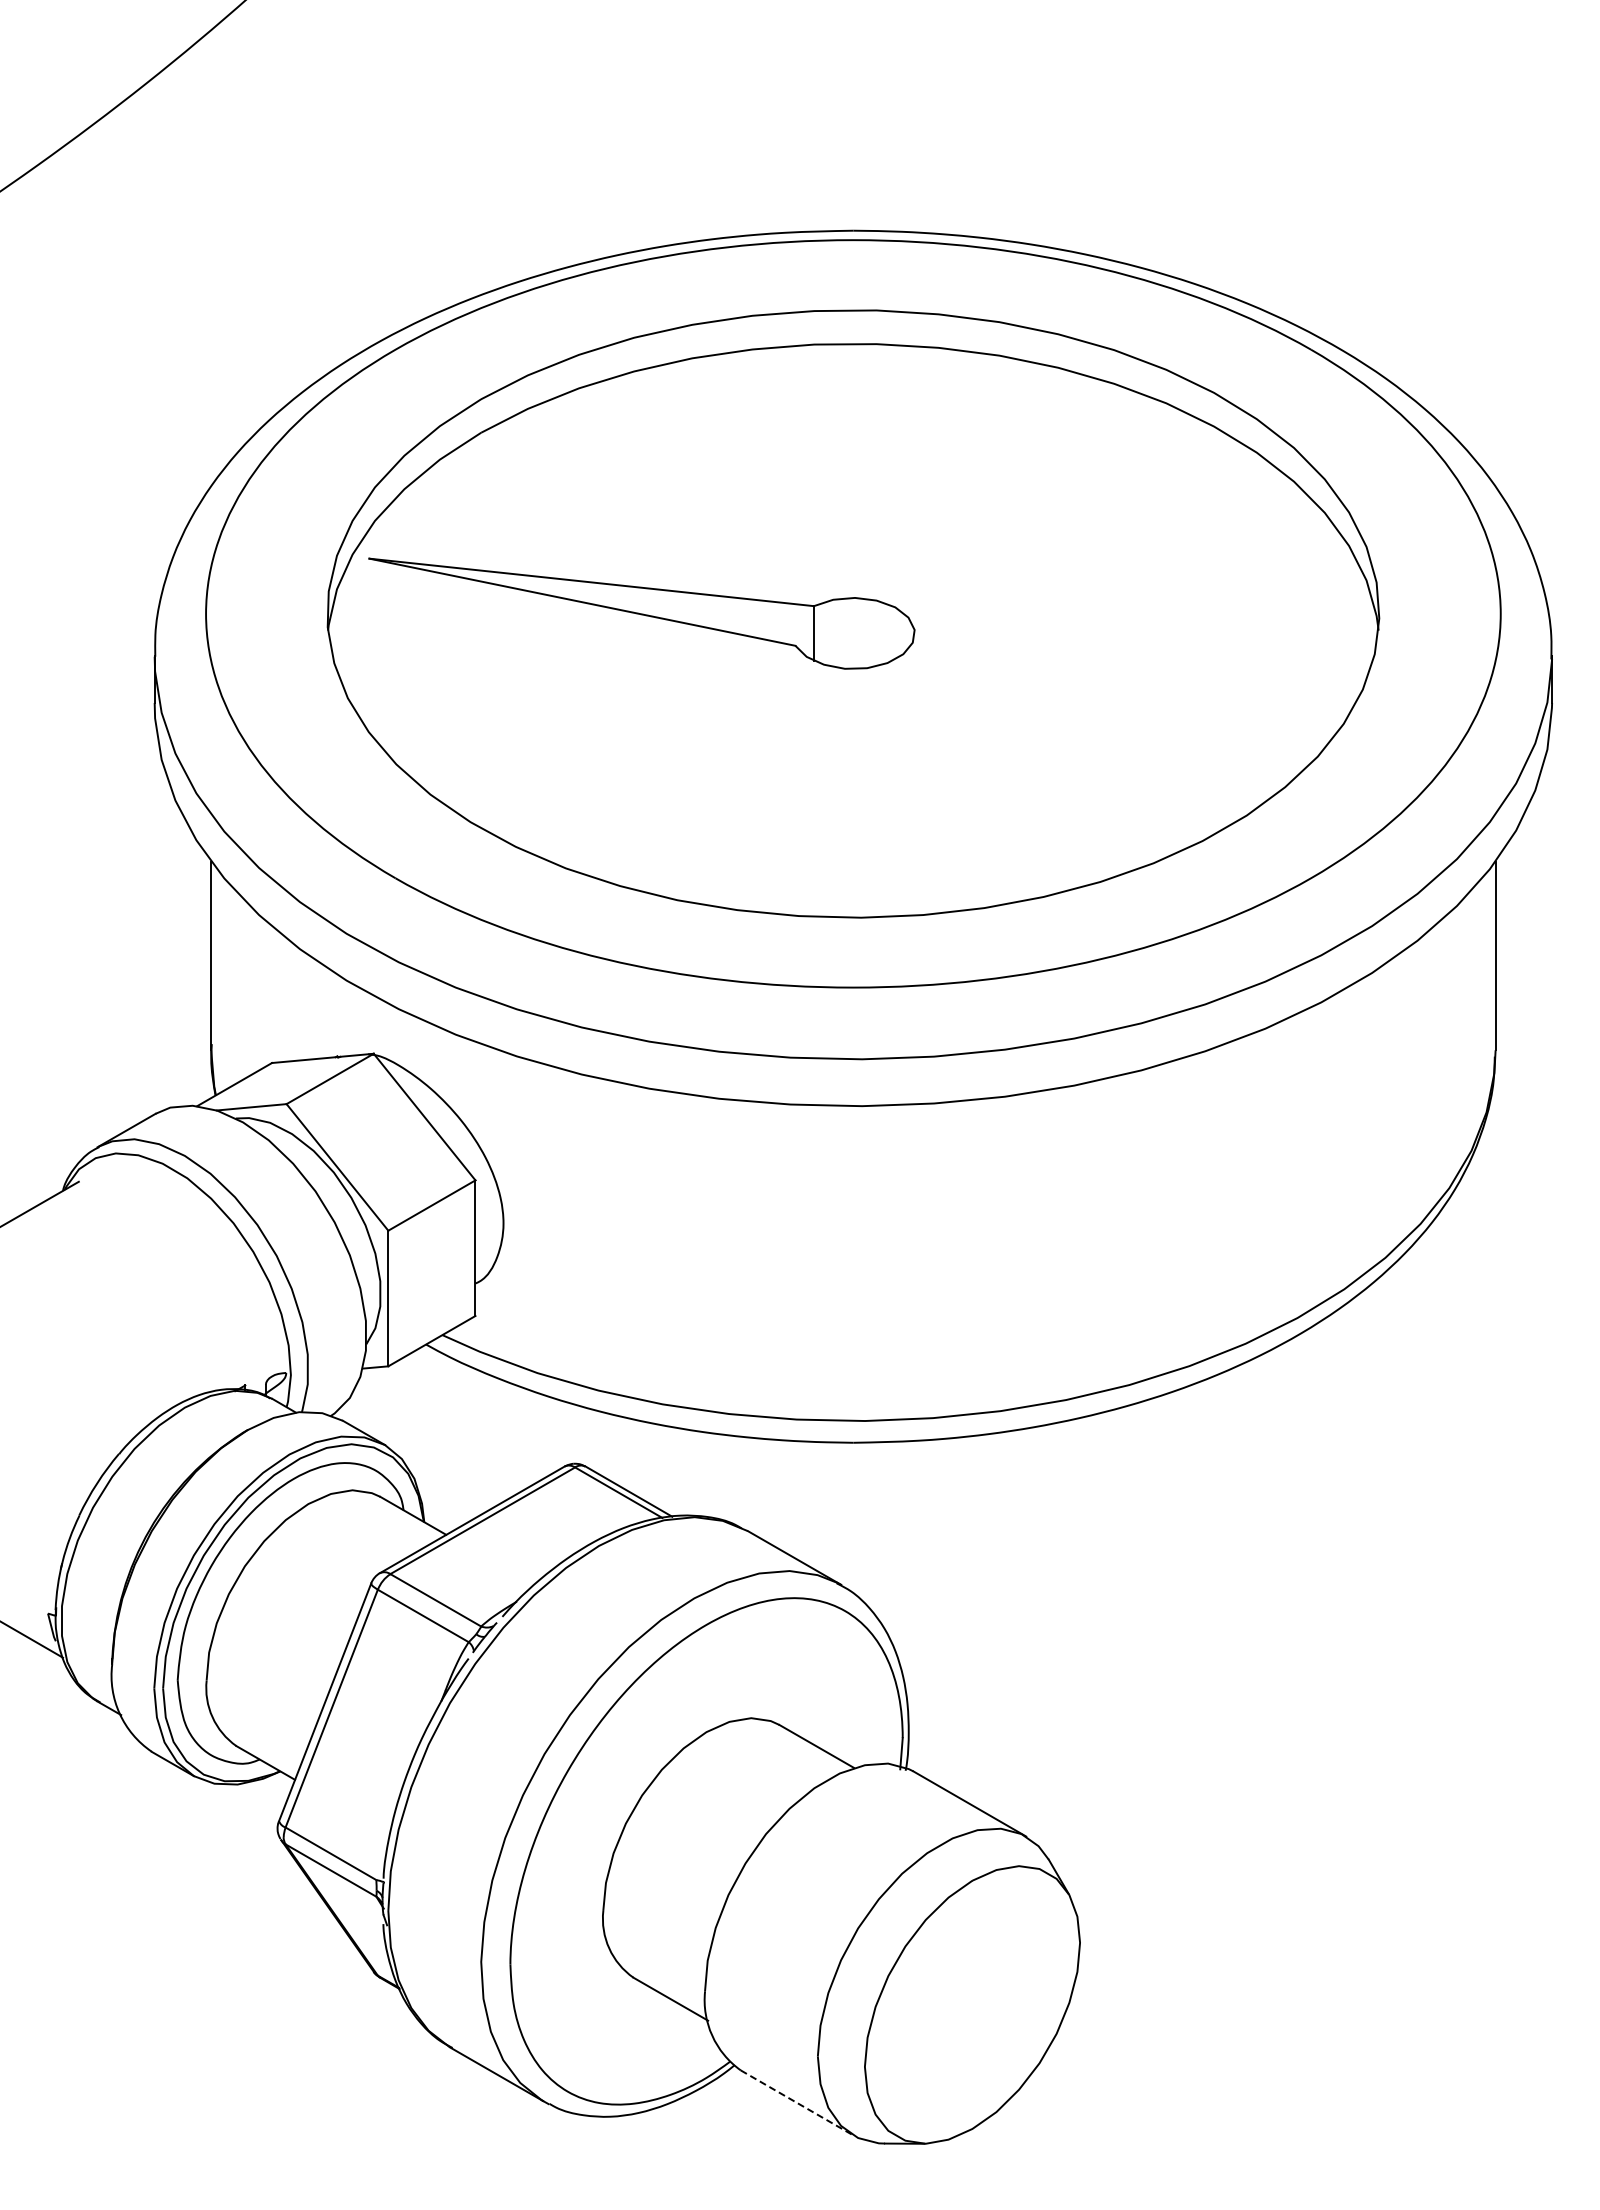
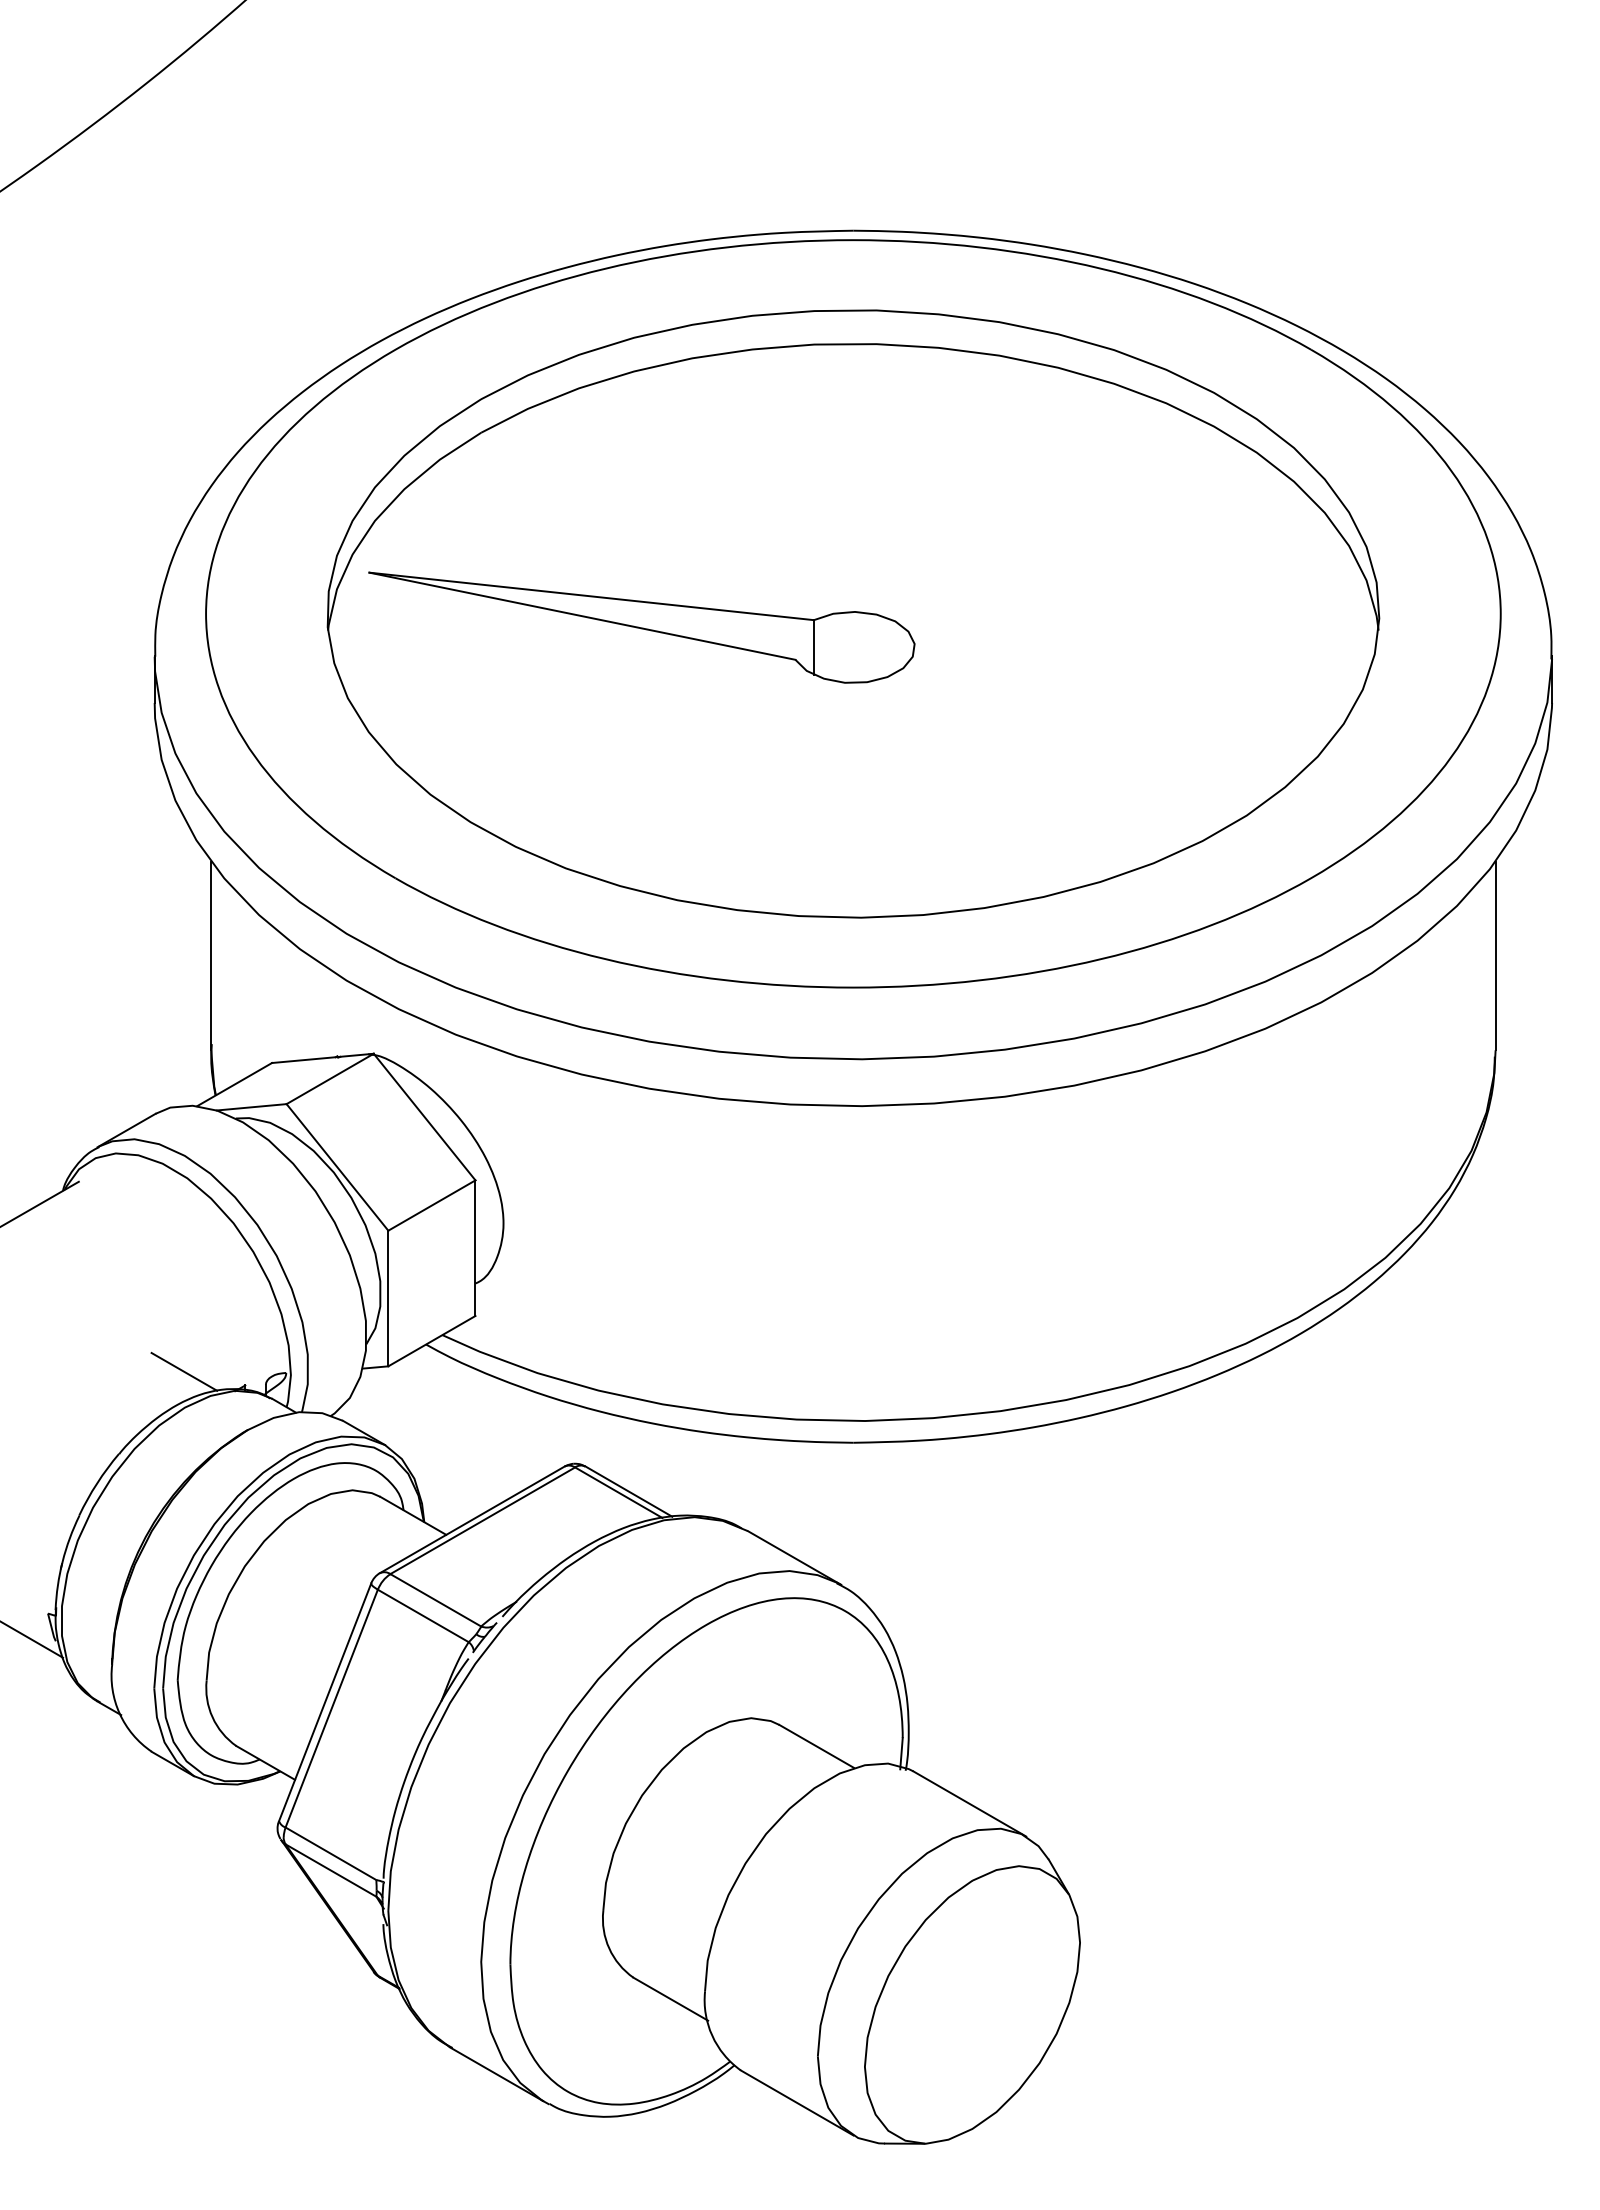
part position: (641, 613) -> (641, 627) (641, 627)
line: none -> present (184, 1371)
line: dashed -> solid (797, 2103)
